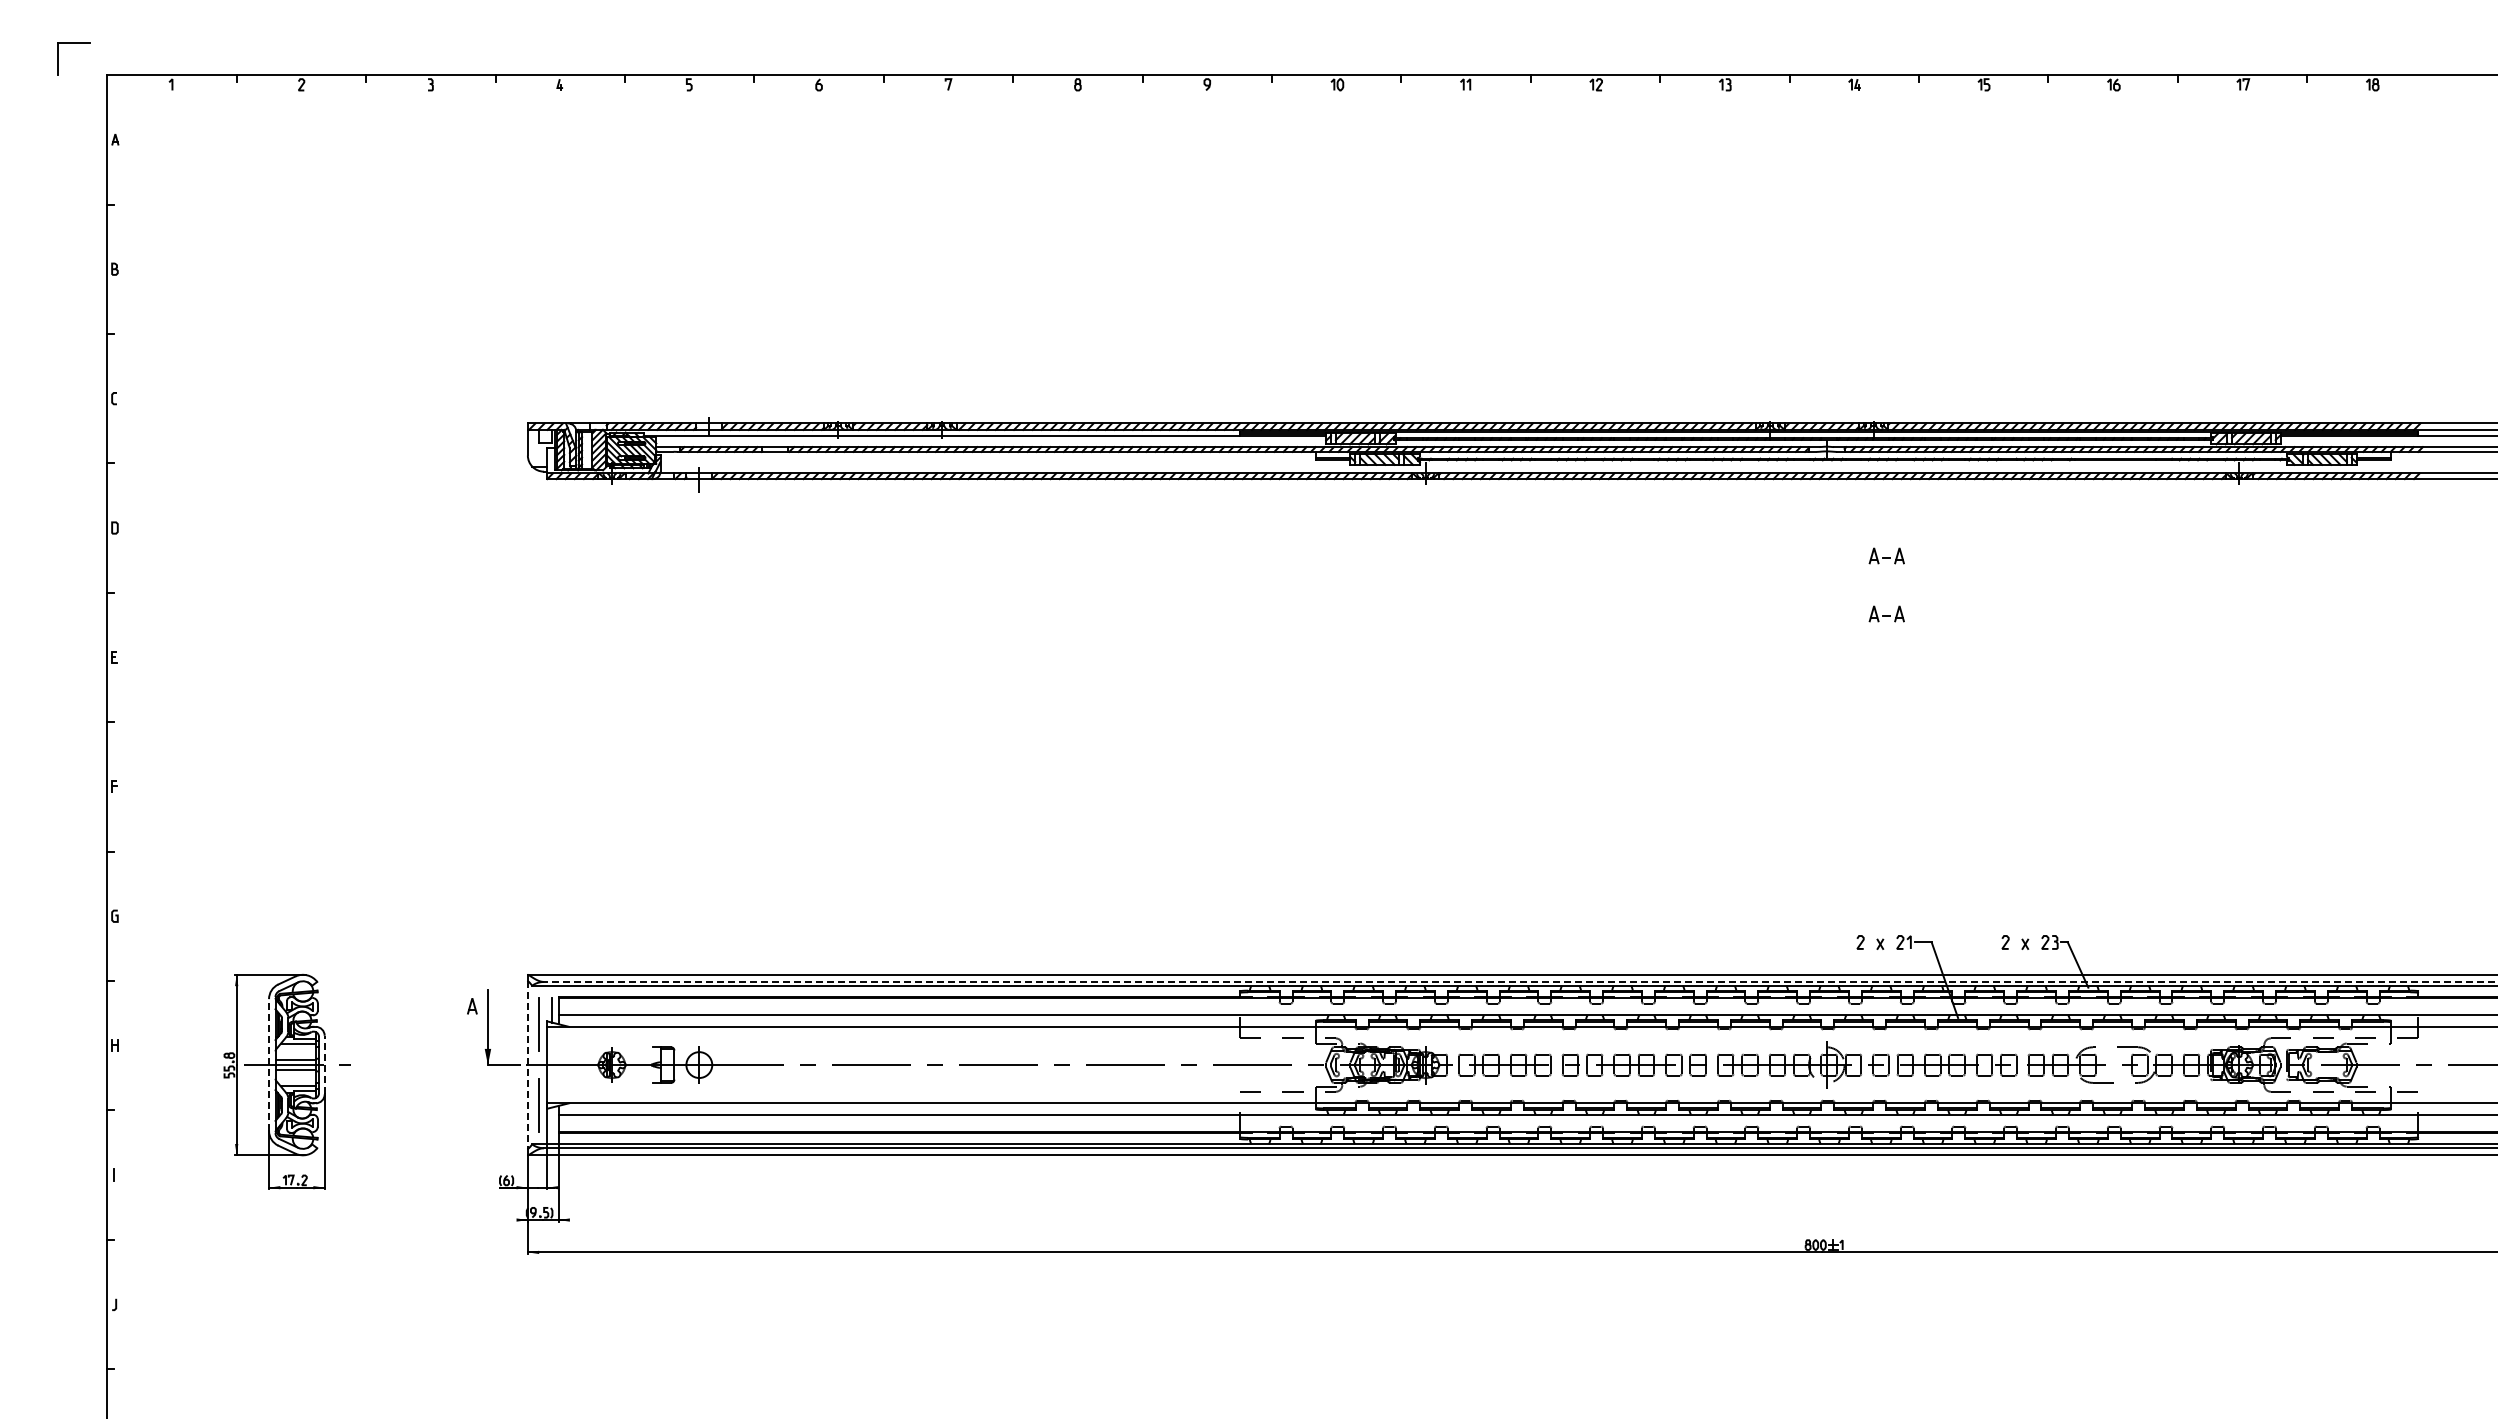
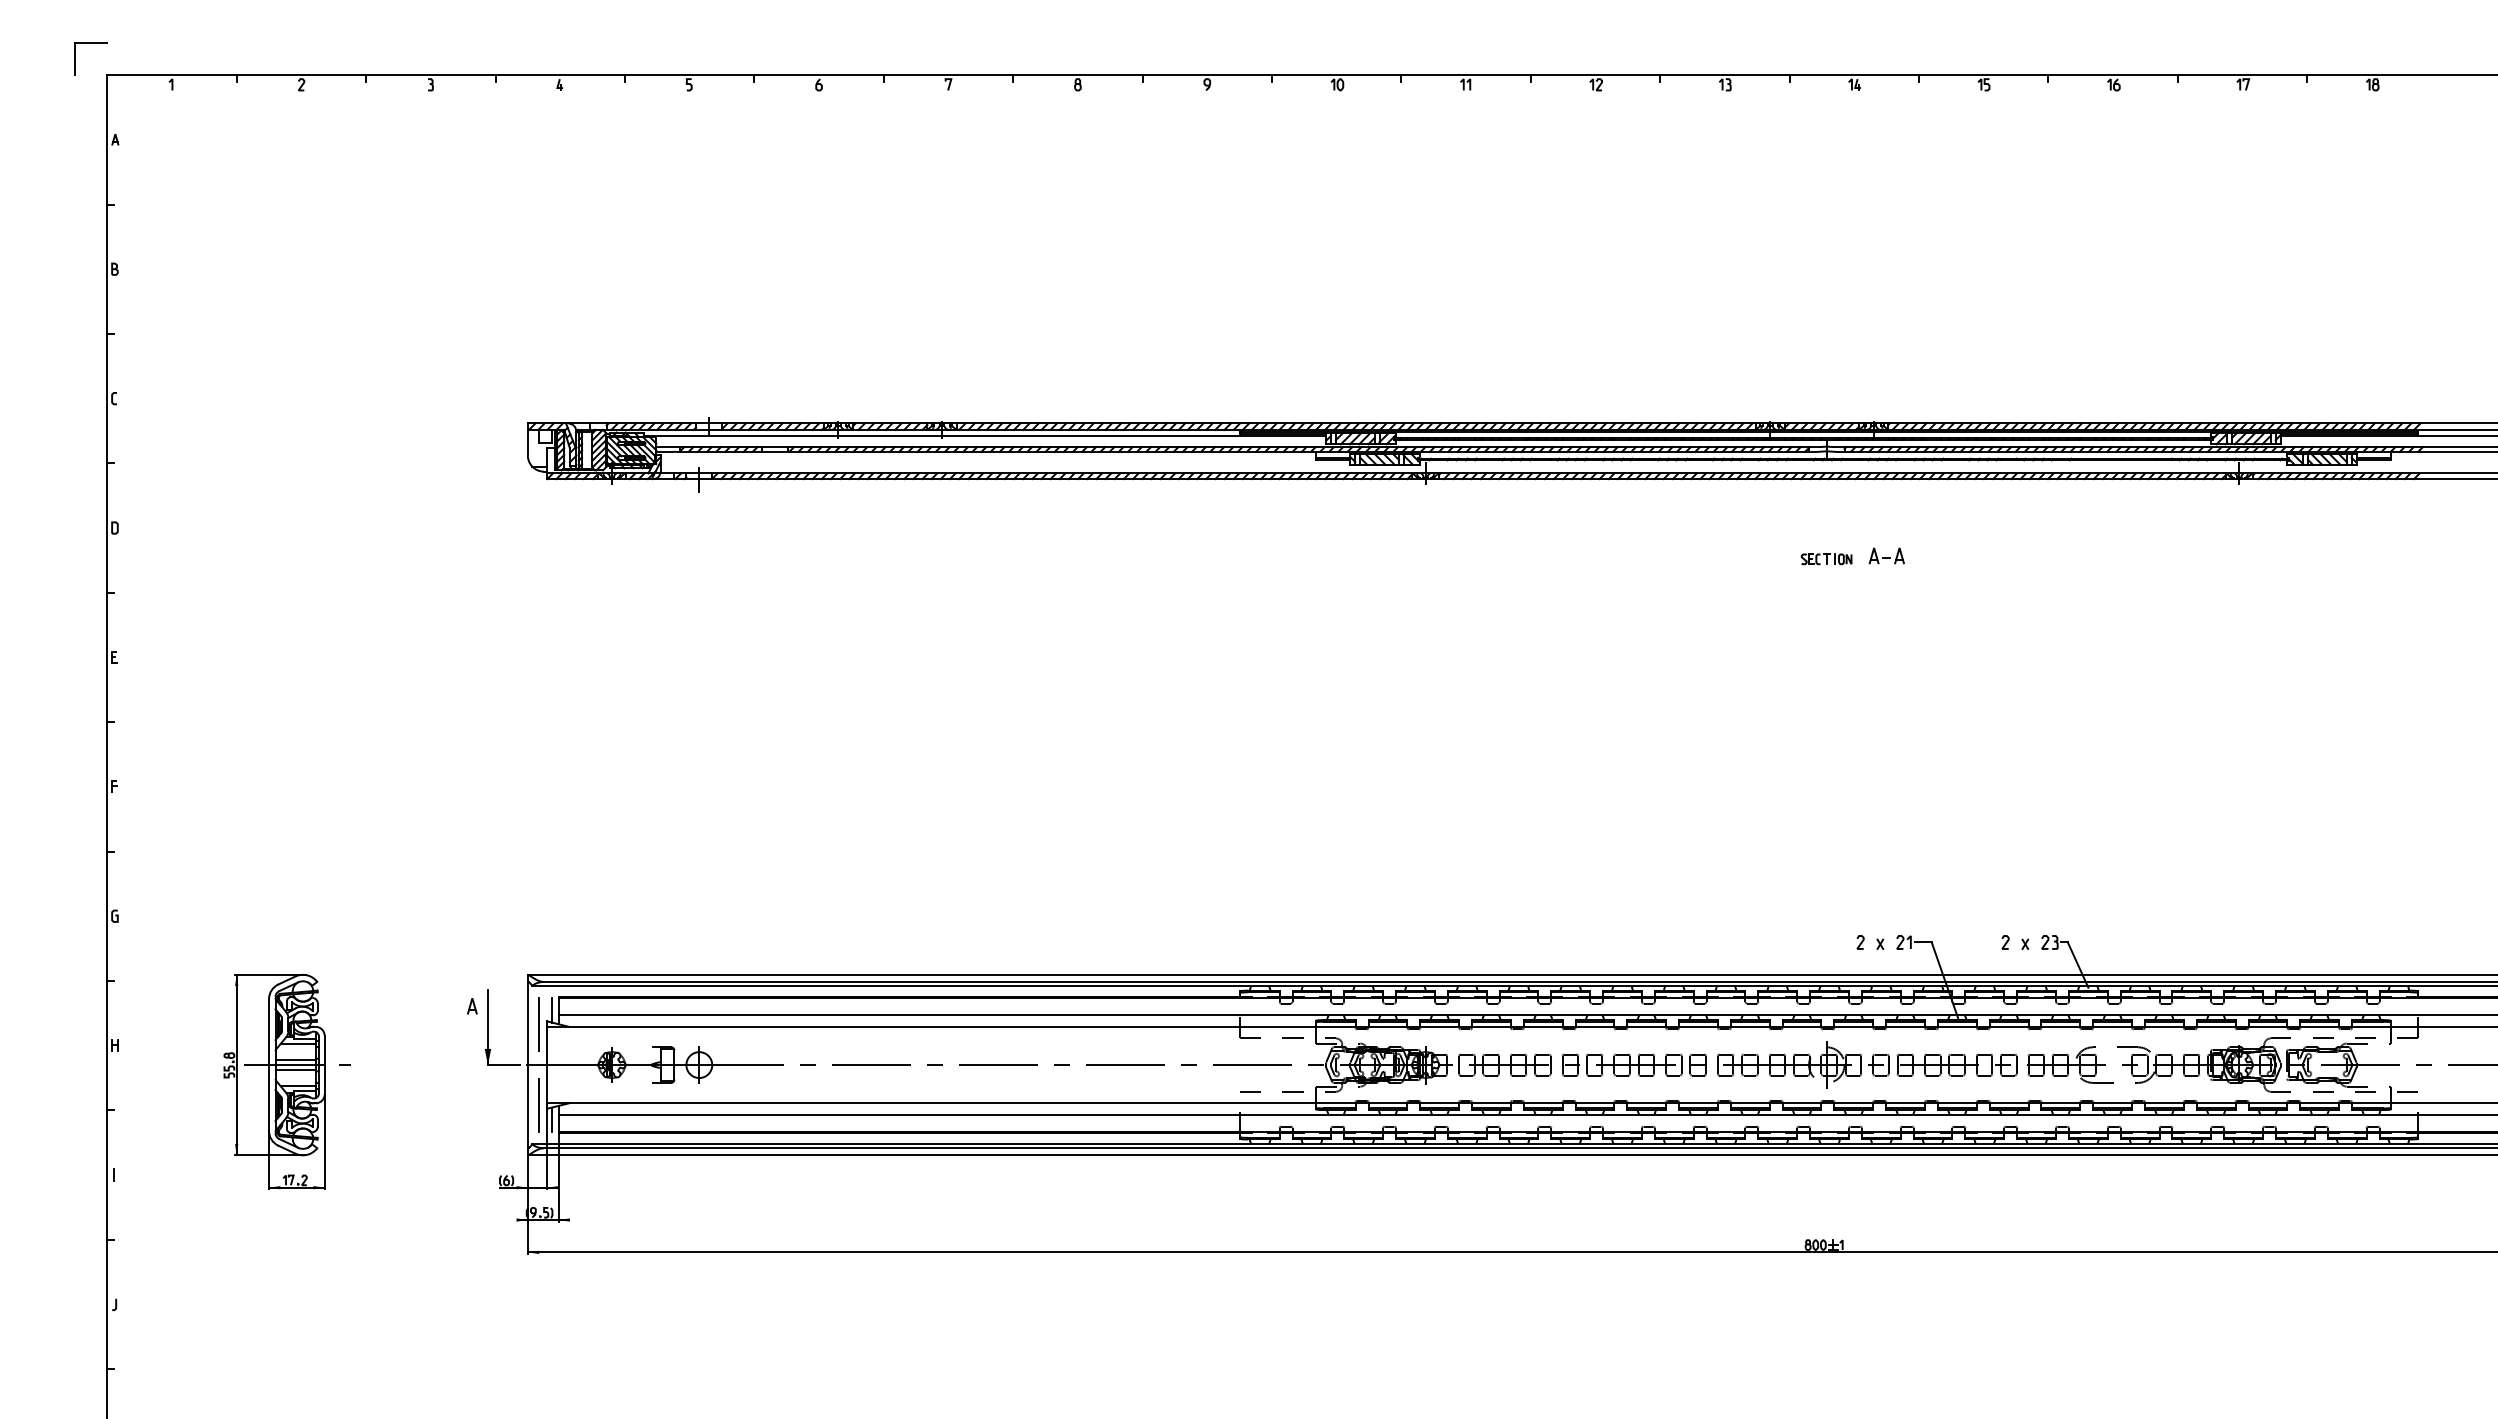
part position: (73, 43) -> (90, 43) (90, 43)
part: none -> present (1826, 559)
part: present -> none (1886, 613)
line: dashed -> solid (1520, 981)
line: dashed -> solid (324, 1064)
line: dashed -> solid (269, 1065)
line: dashed -> solid (527, 1065)
line: none -> present (552, 1119)
